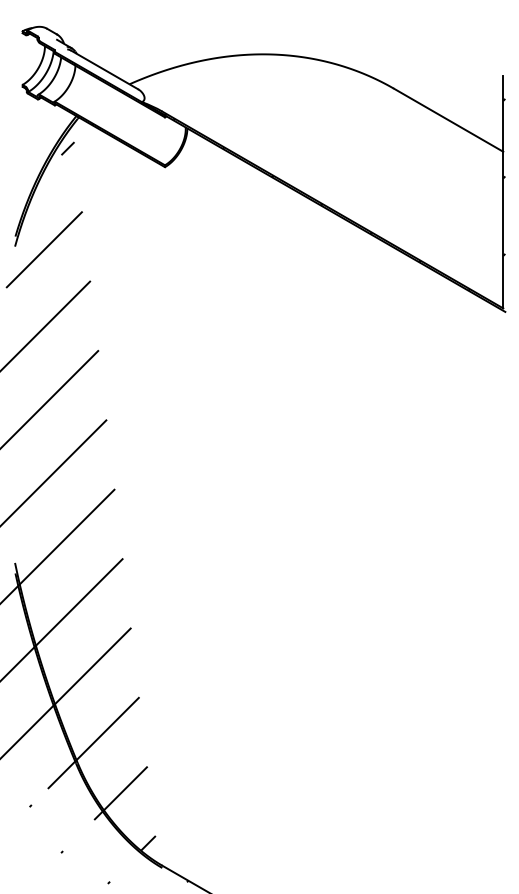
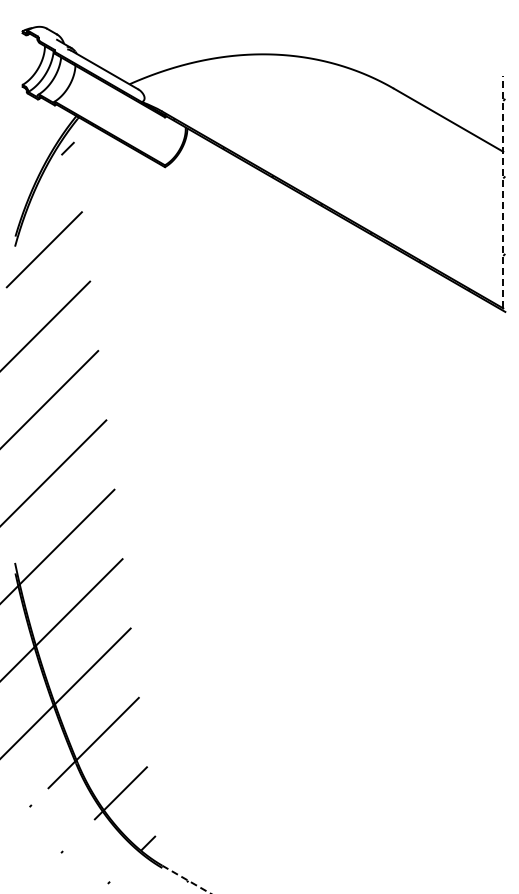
line: solid -> dashed (503, 191)
line: solid -> dashed (186, 879)
